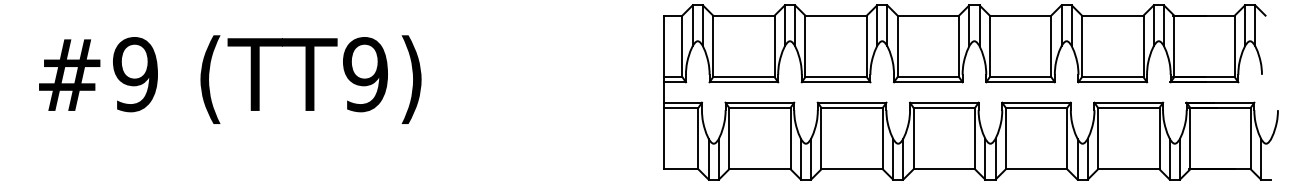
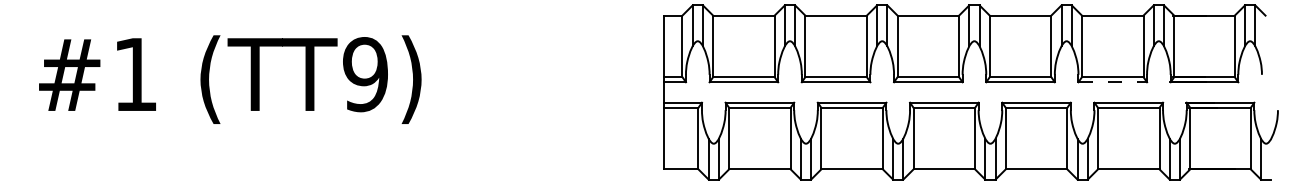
text: #9 -> #1 (135, 74)
line: solid -> dashed (1113, 82)
